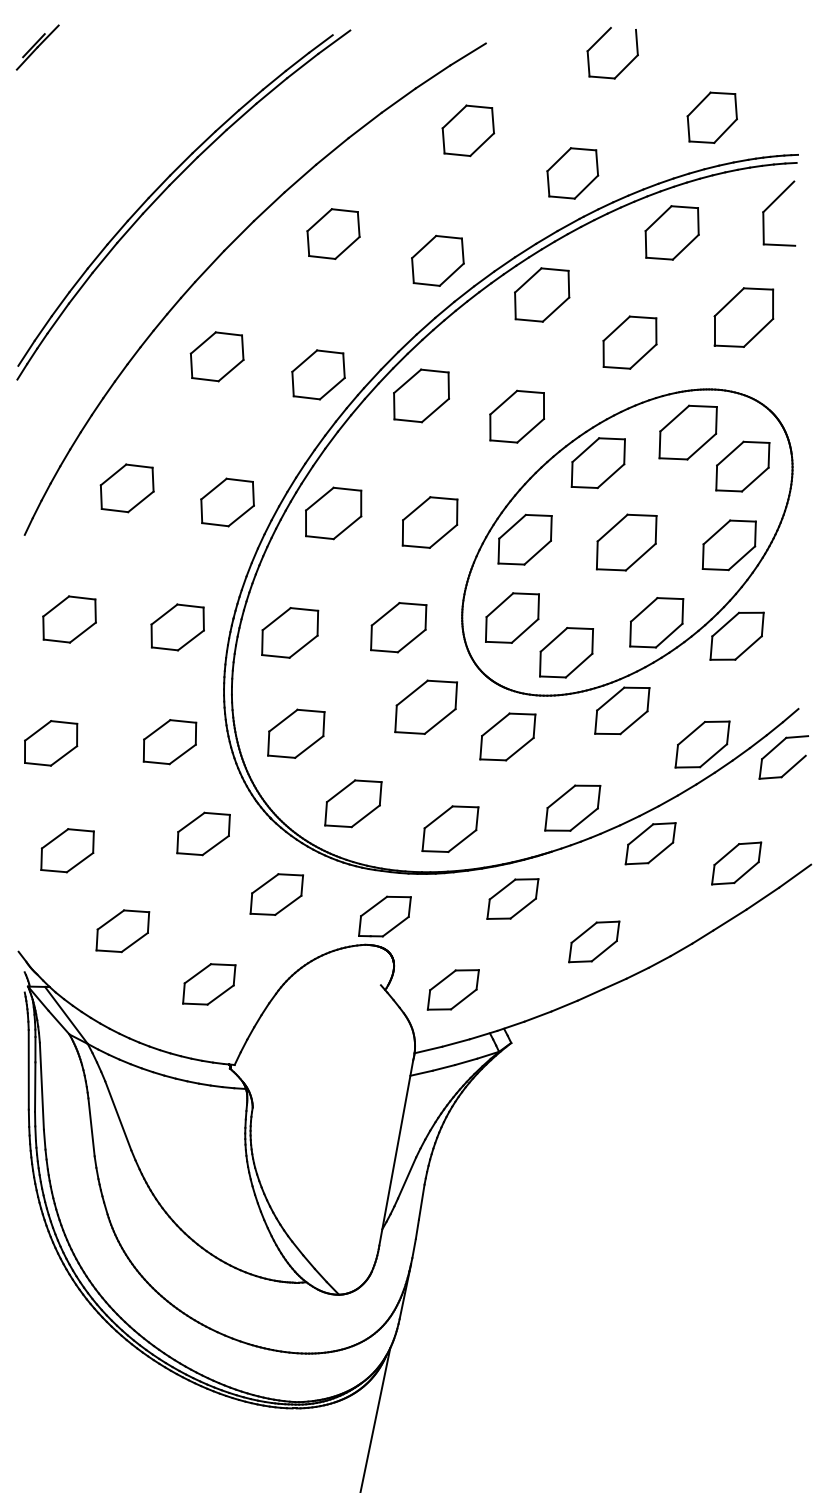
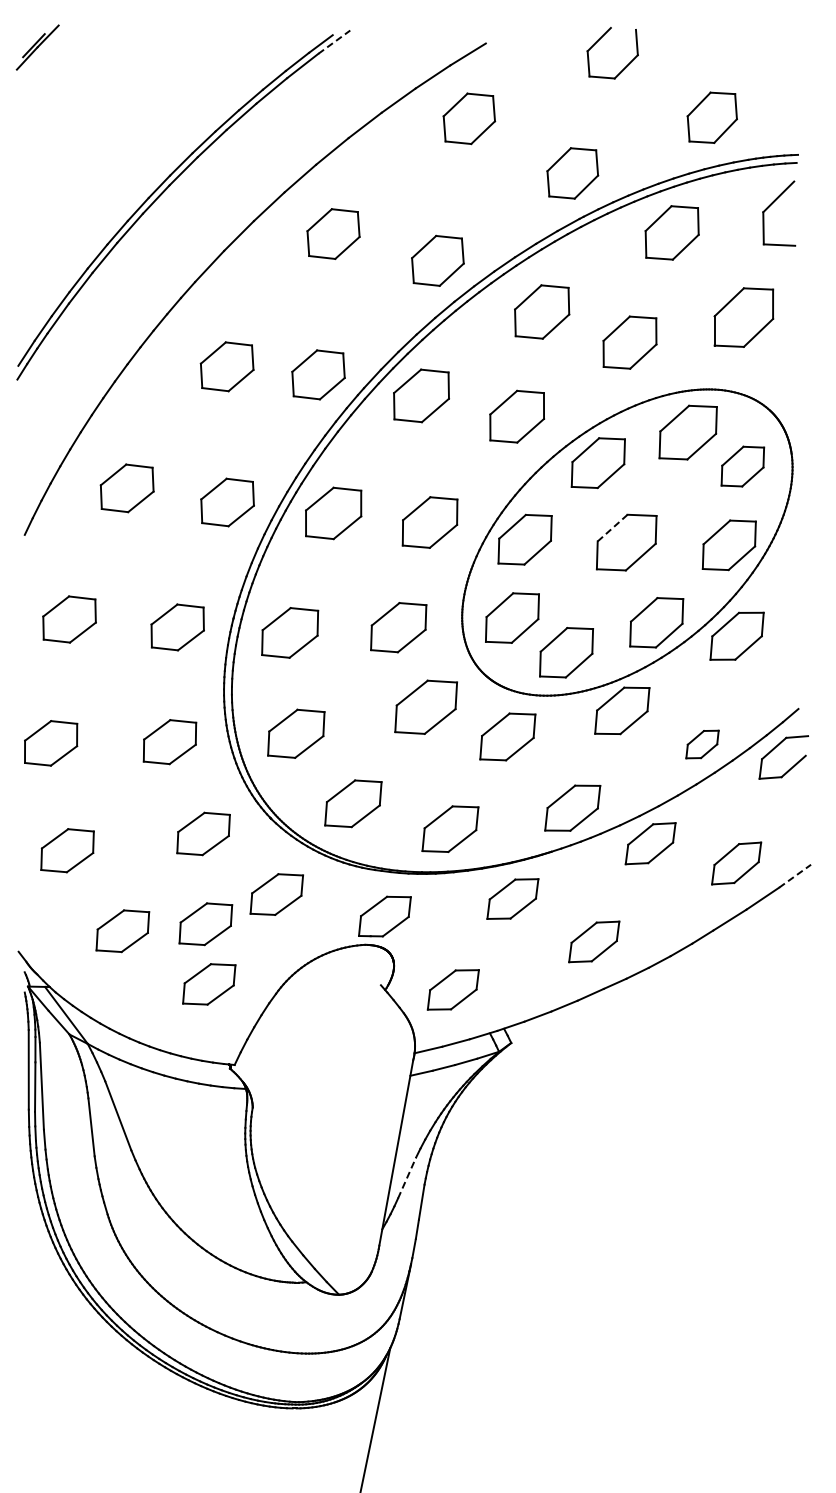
line: solid -> dashed (334, 42)
part position: (468, 130) -> (469, 118) (469, 118)
part position: (542, 294) -> (542, 311) (542, 311)
part position: (216, 356) -> (226, 366) (226, 366)
part size: 56x53 px -> 46x43 px (742, 466)
line: solid -> dashed (612, 528)
part size: 57x49 px -> 35x31 px (702, 744)
line: solid -> dashed (795, 876)
part: none -> present (205, 924)
line: solid -> dashed (407, 1177)
